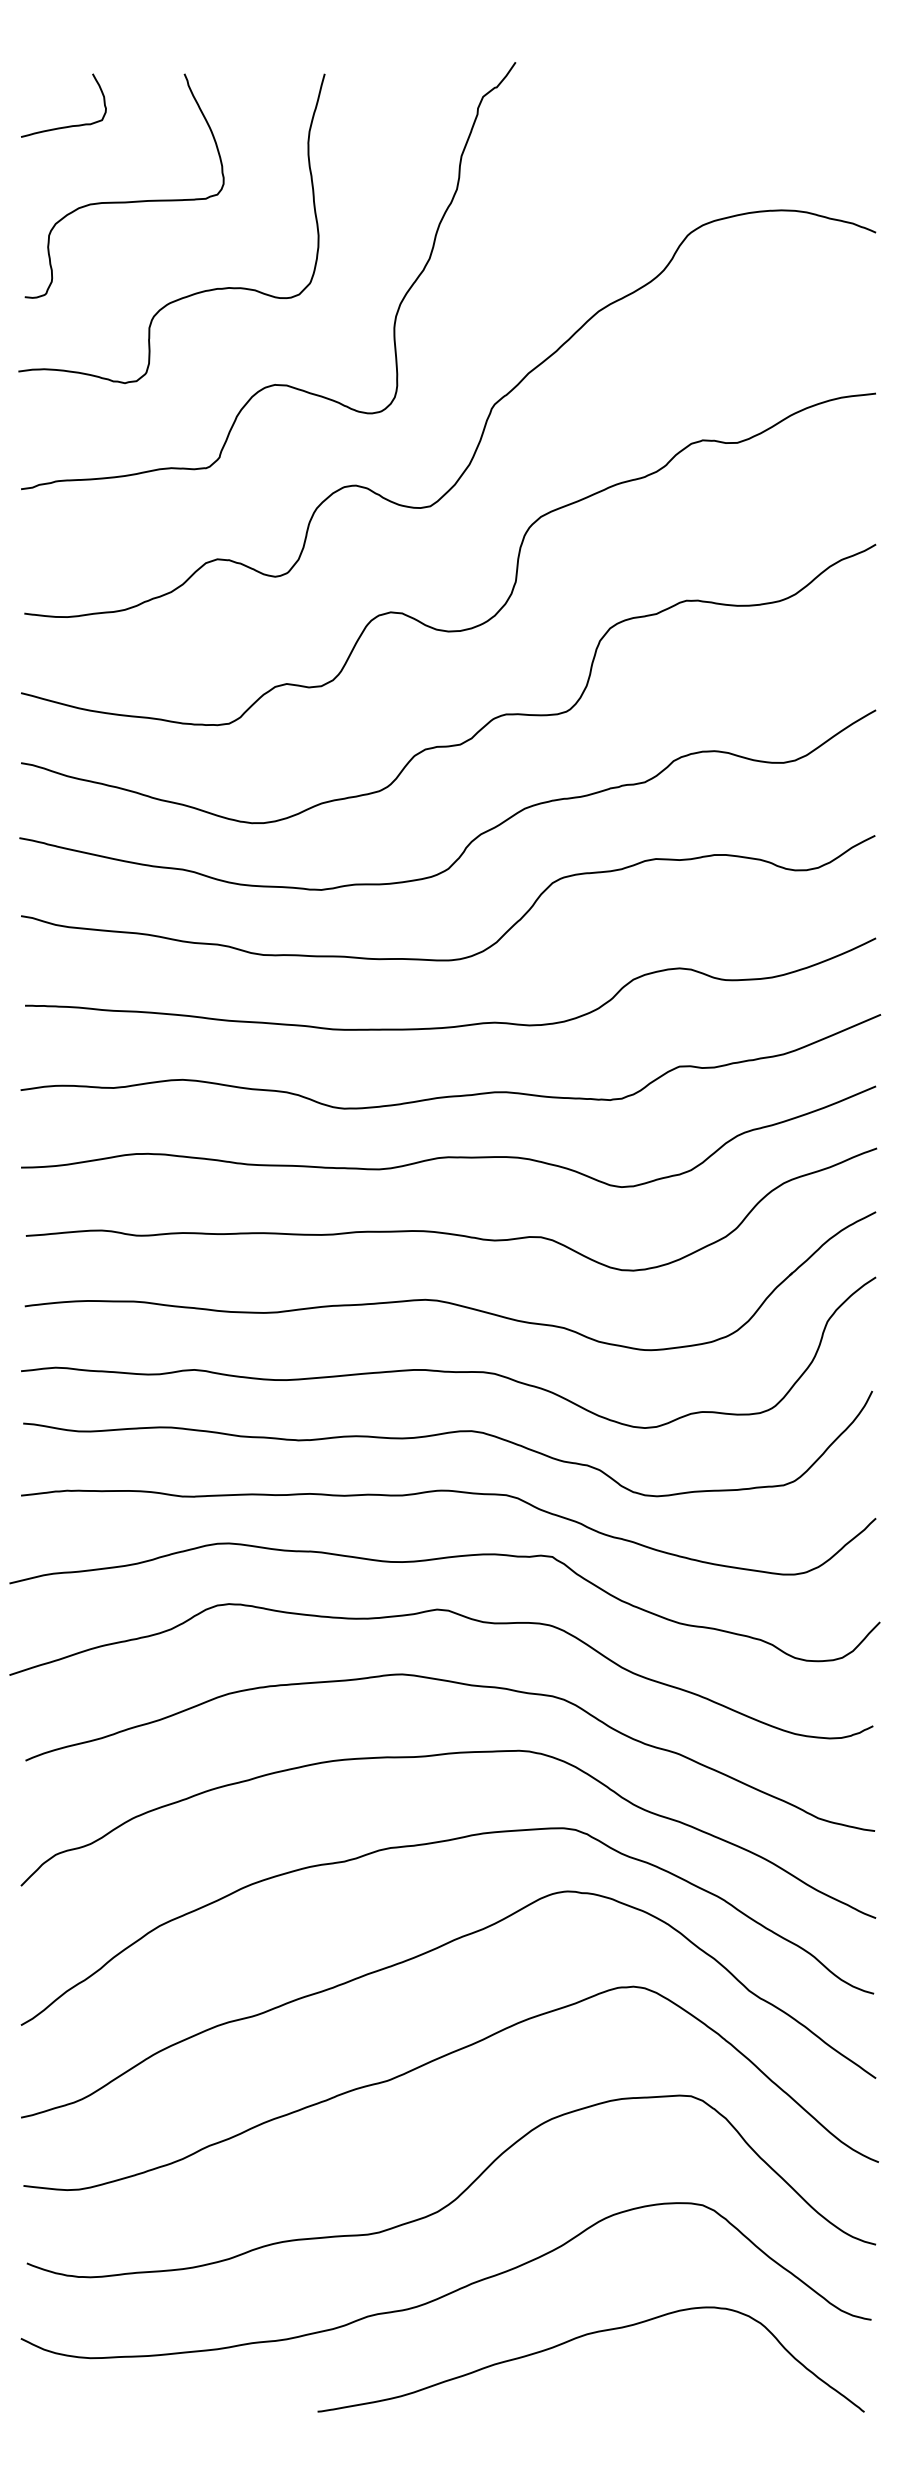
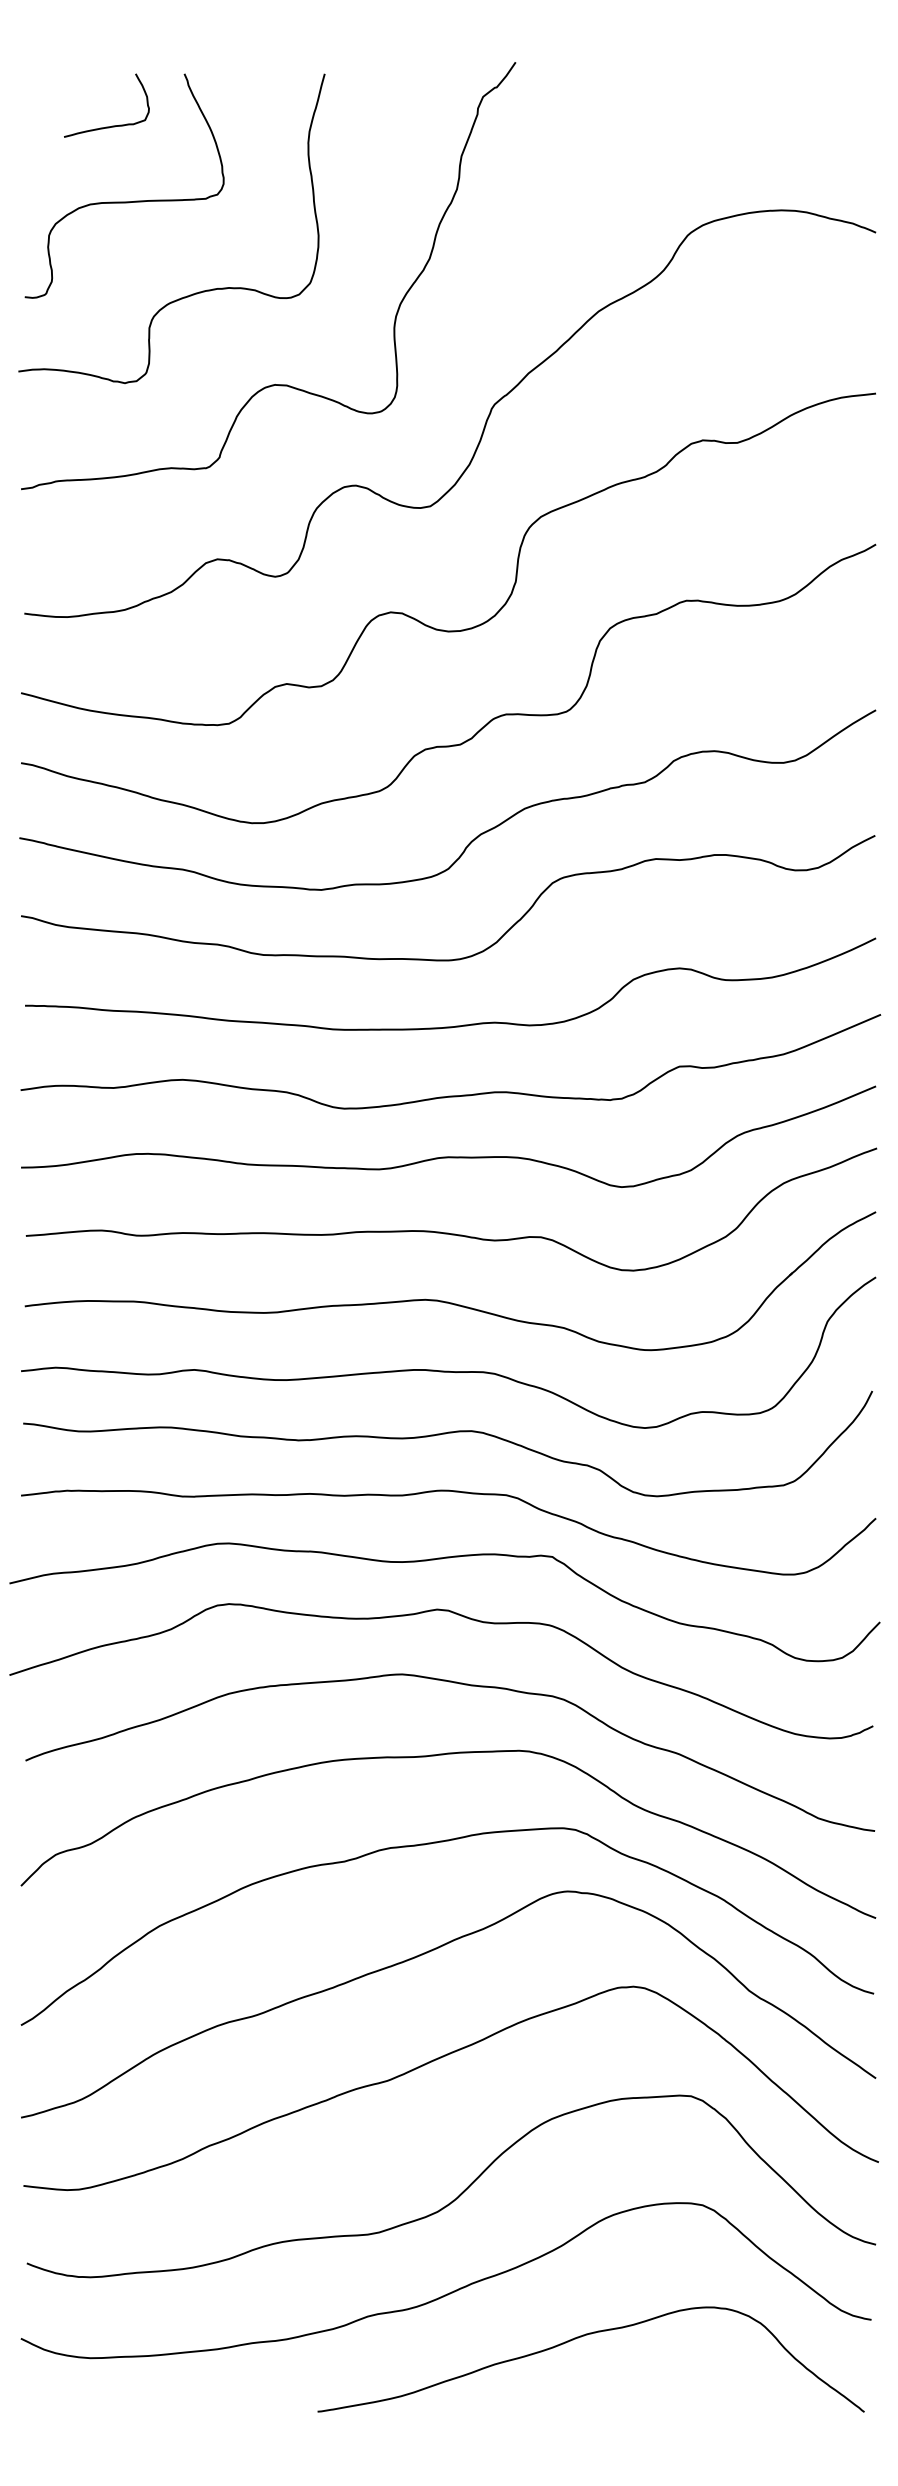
curve position: (69, 125) -> (112, 125) (112, 125)
